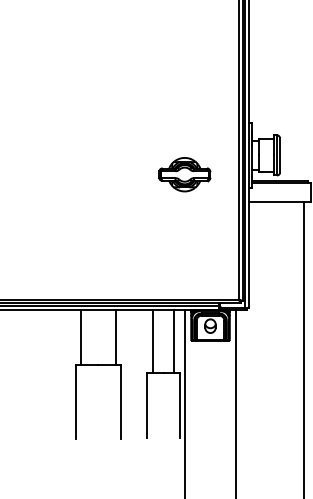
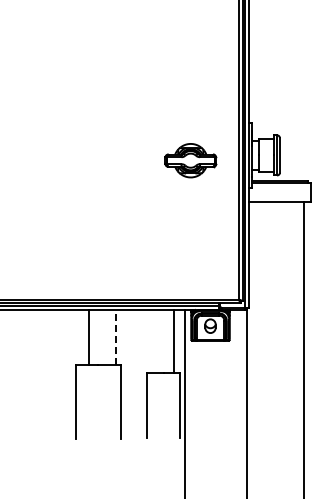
part position: (184, 174) -> (190, 160) (190, 160)
line position: (81, 336) -> (89, 336) (89, 336)
line: solid -> dashed (115, 337)
line: present -> none (152, 341)
line position: (236, 402) -> (247, 402) (247, 402)
